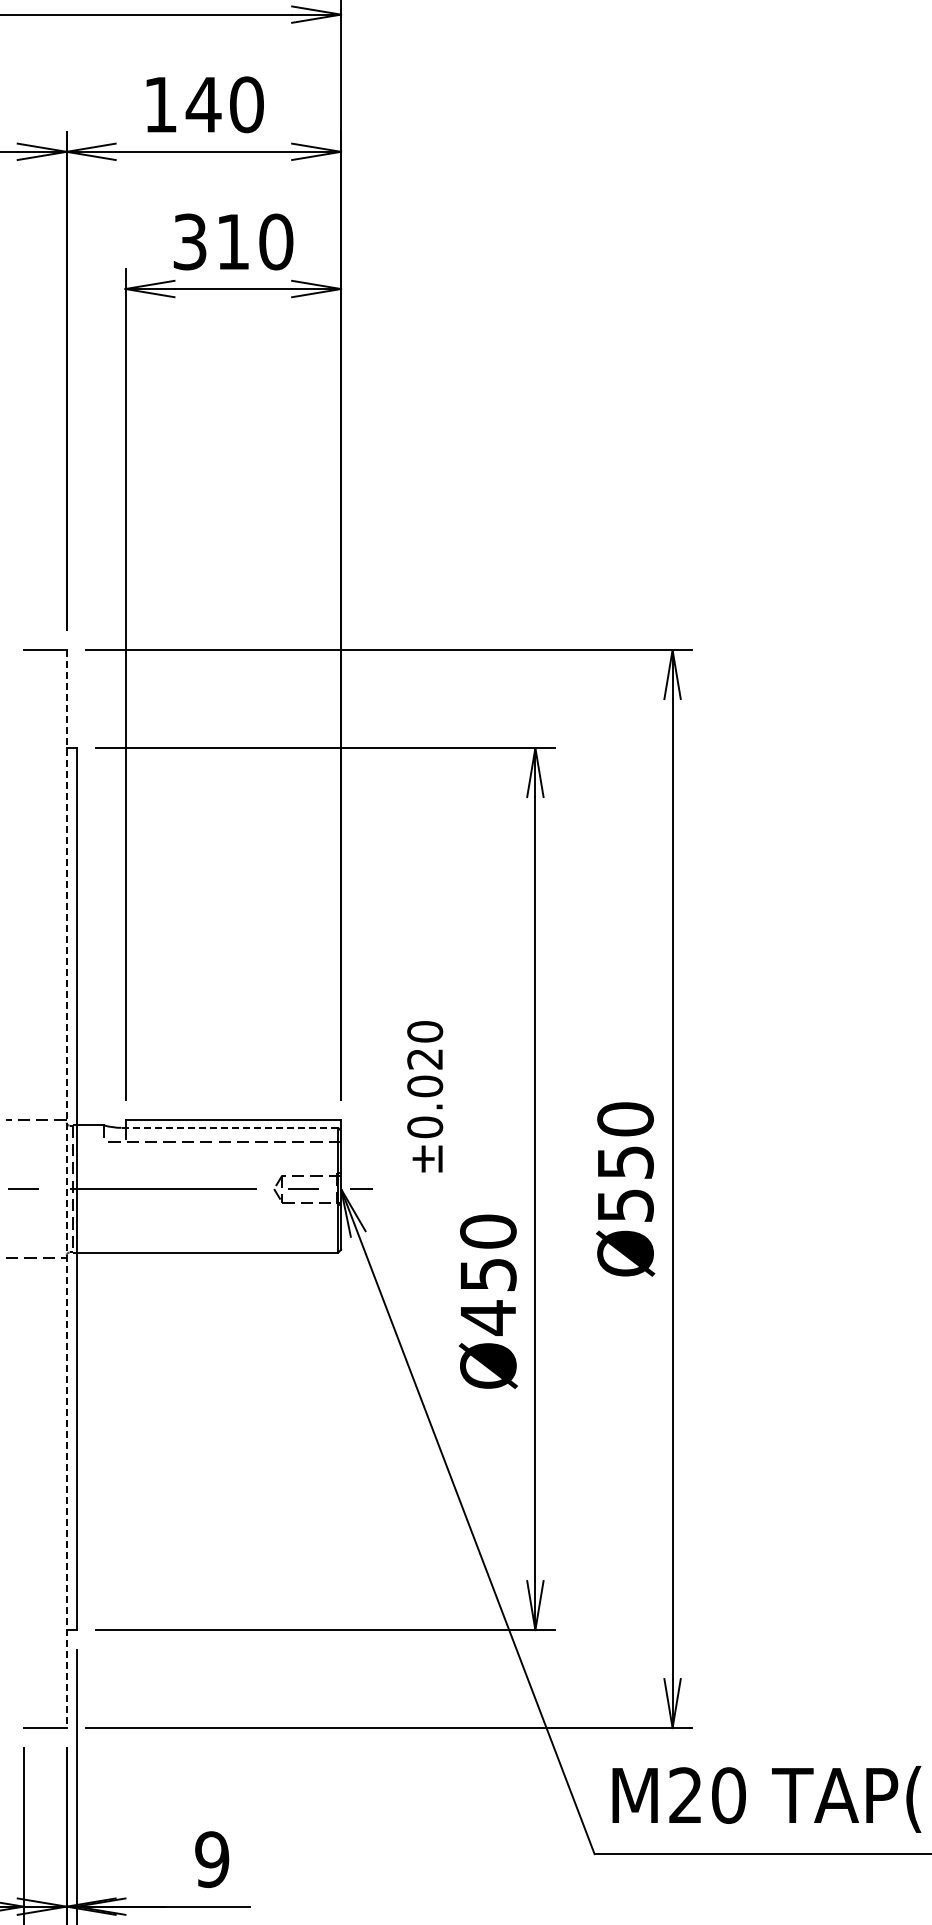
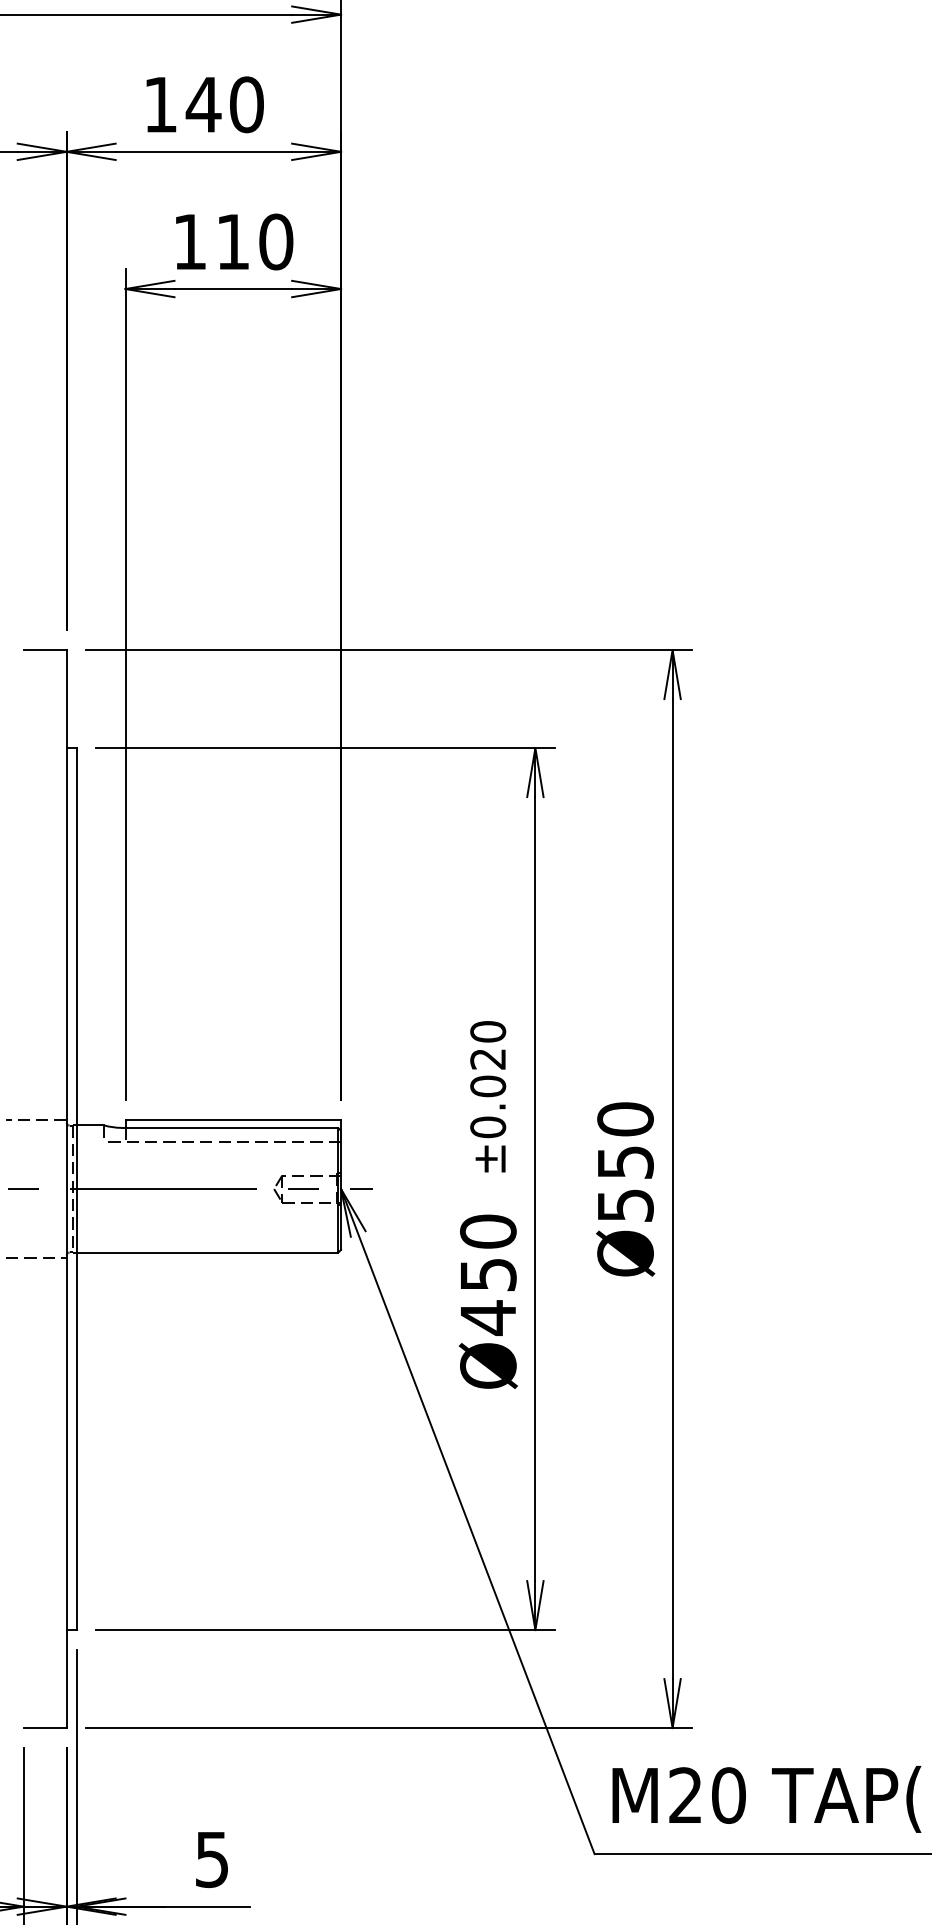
text: 310 -> 110 (189, 241)
text position: (425, 1096) -> (488, 1096) (488, 1096)
line: dashed -> solid (229, 1127)
line: dashed -> solid (66, 1189)
text: 9 -> 5 (212, 1859)
